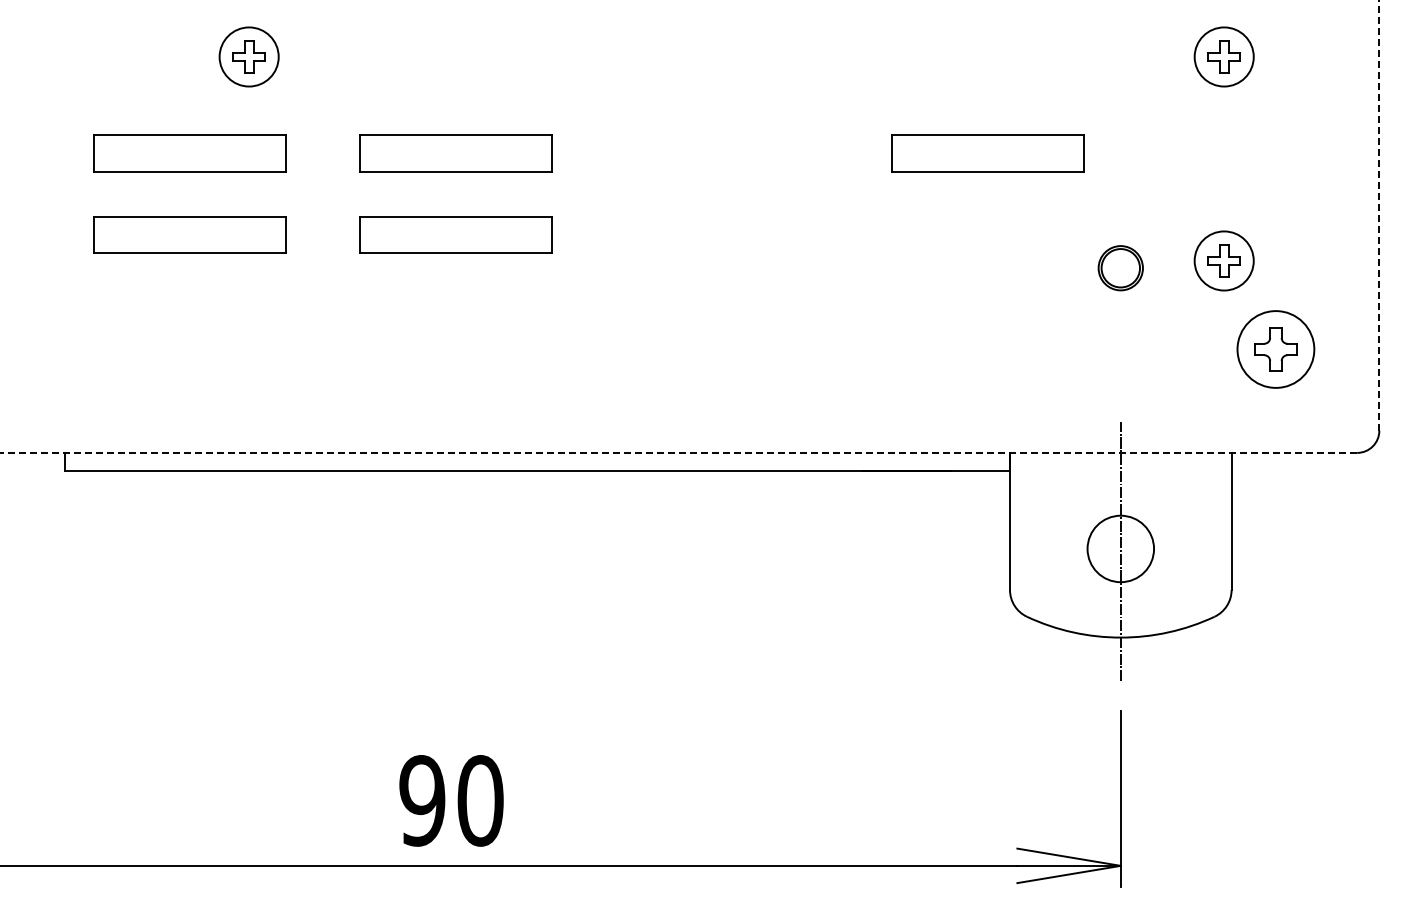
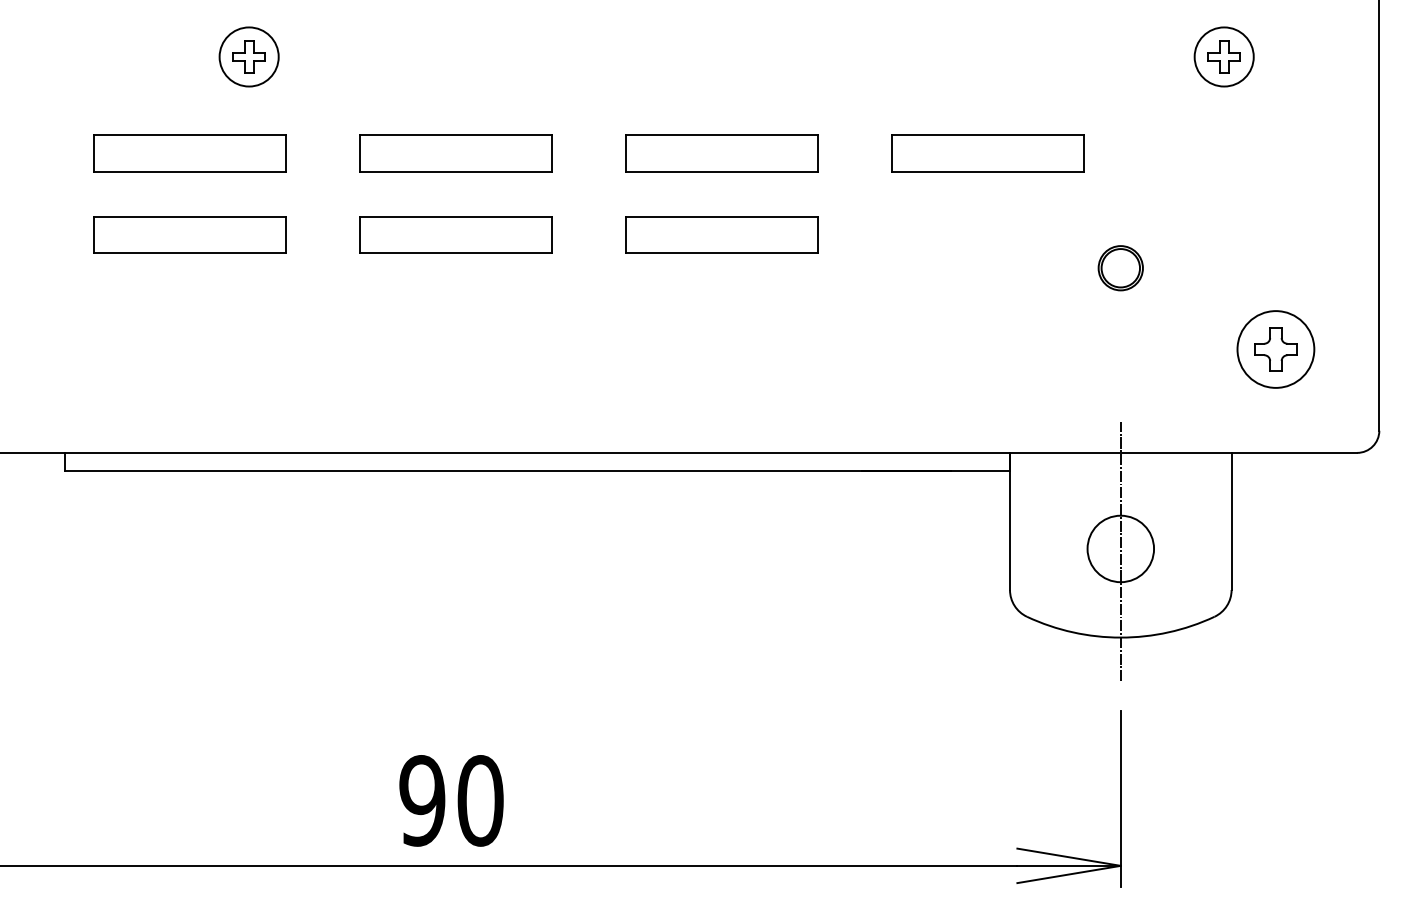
part: none -> present (721, 153)
line: dashed -> solid (1379, 214)
part: none -> present (721, 234)
part: present -> none (1223, 260)
line: dashed -> solid (678, 452)
